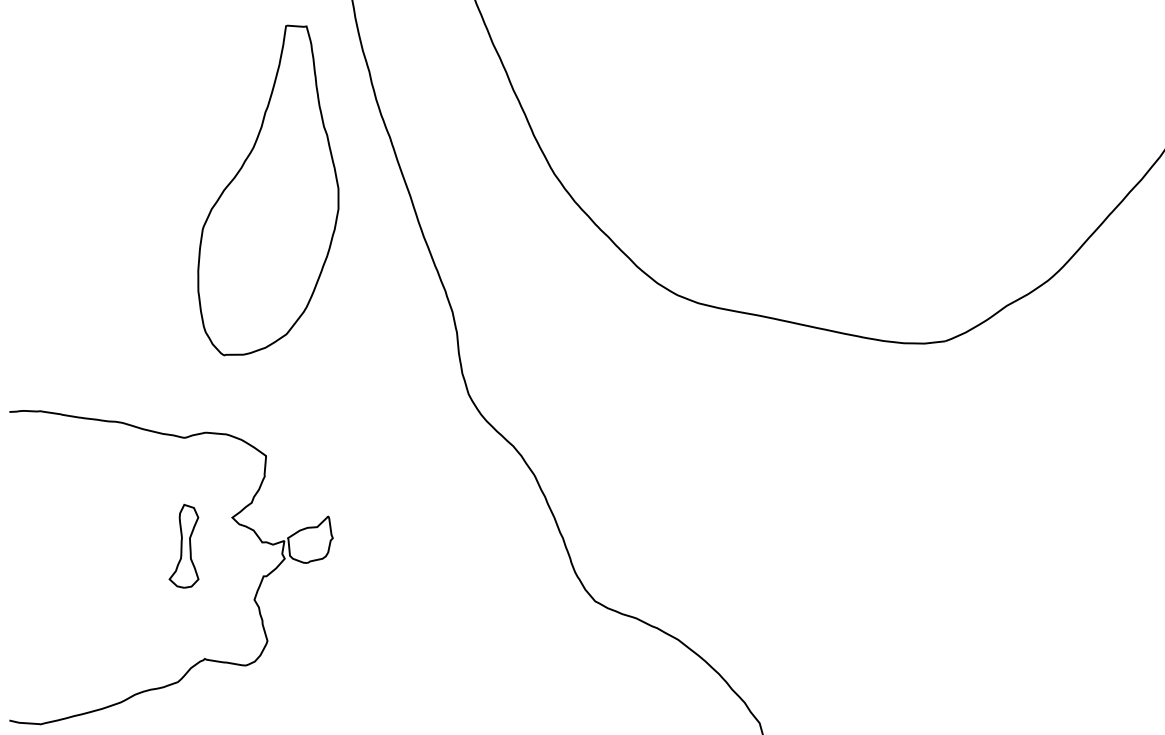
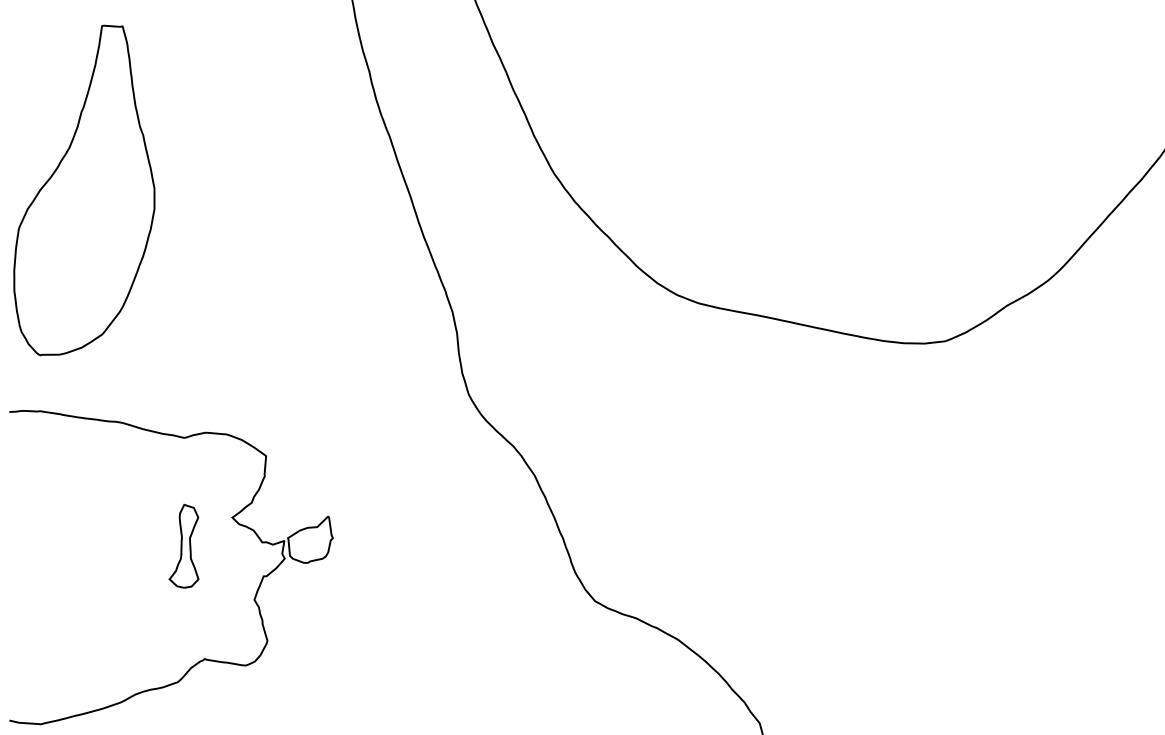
part position: (268, 190) -> (84, 190) (84, 190)
